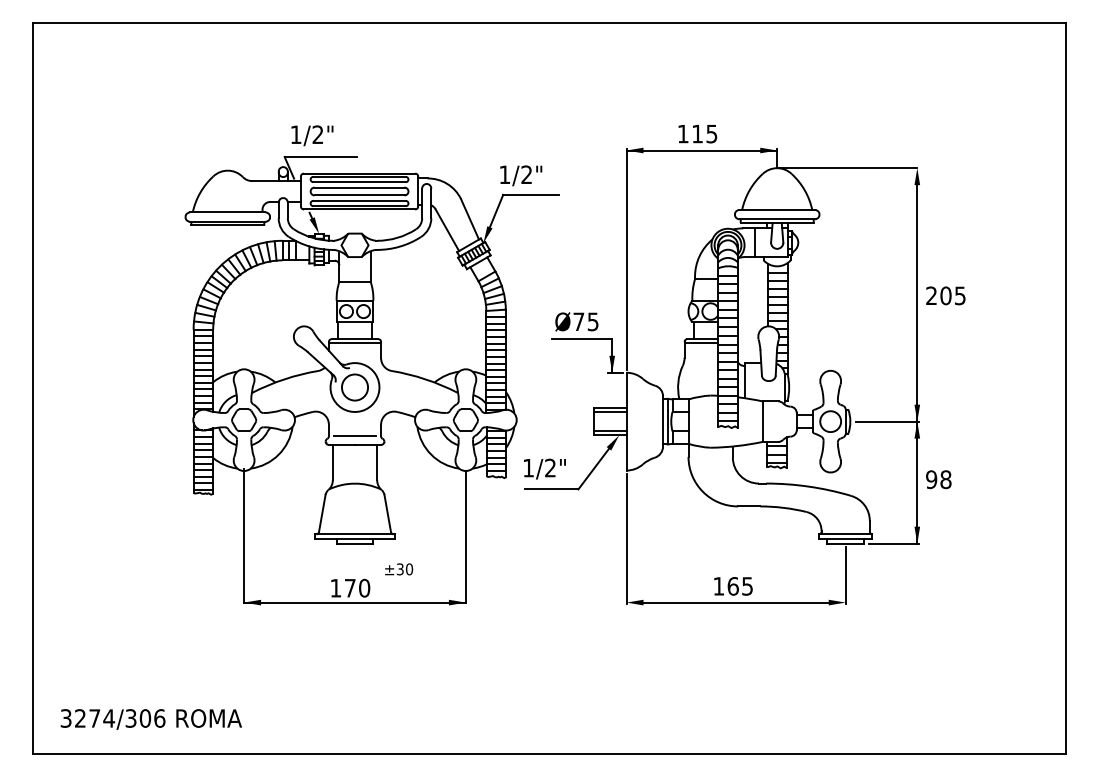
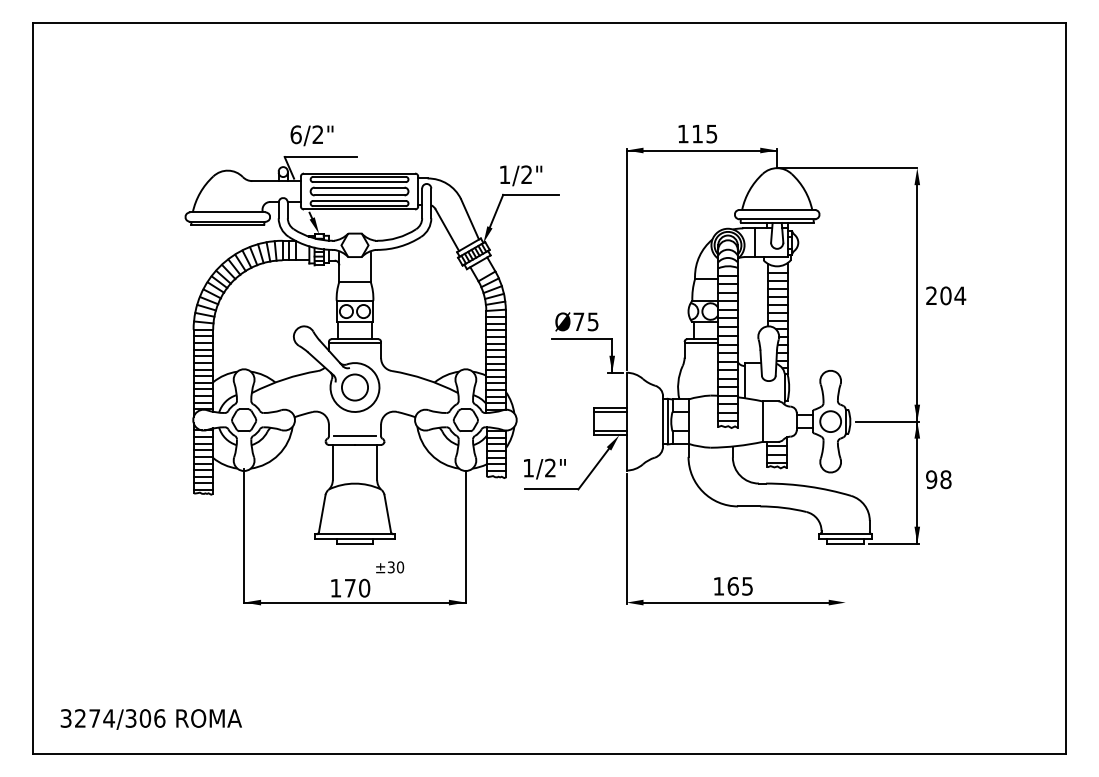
text: 1/2" -> 6/2" (295, 134)
text: 205 -> 204 (960, 295)
text position: (399, 569) -> (390, 567) (390, 567)
line: present -> none (845, 574)
